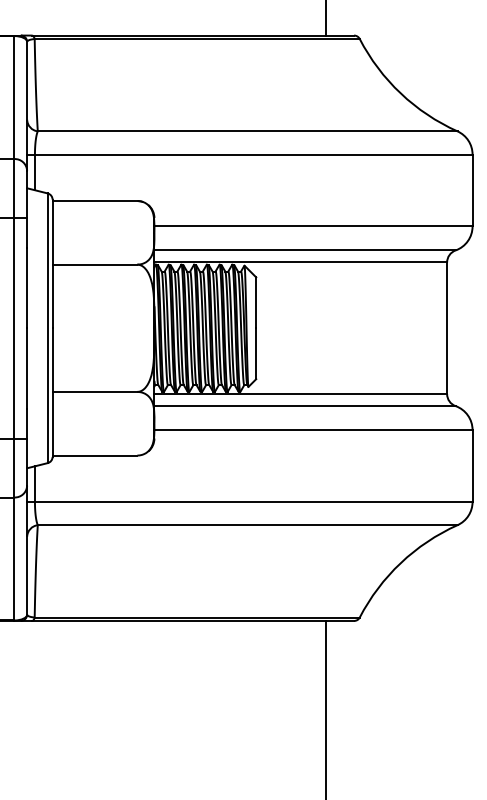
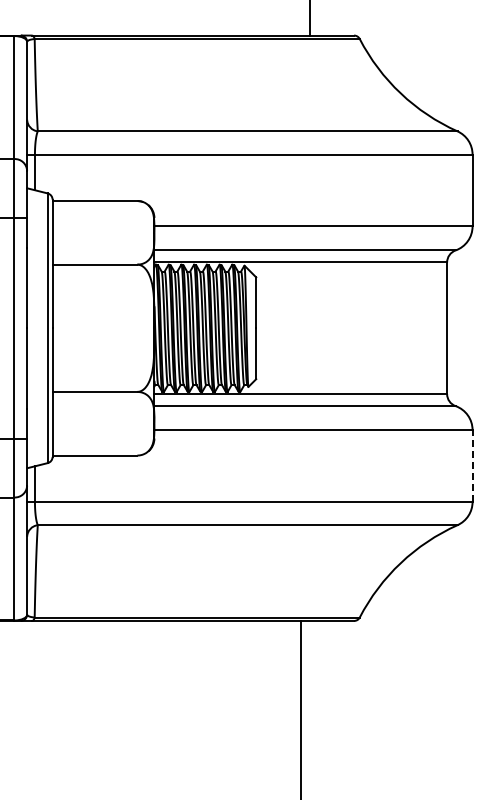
line position: (326, 18) -> (310, 18) (310, 18)
line: solid -> dashed (472, 466)
line position: (326, 708) -> (301, 708) (301, 708)
